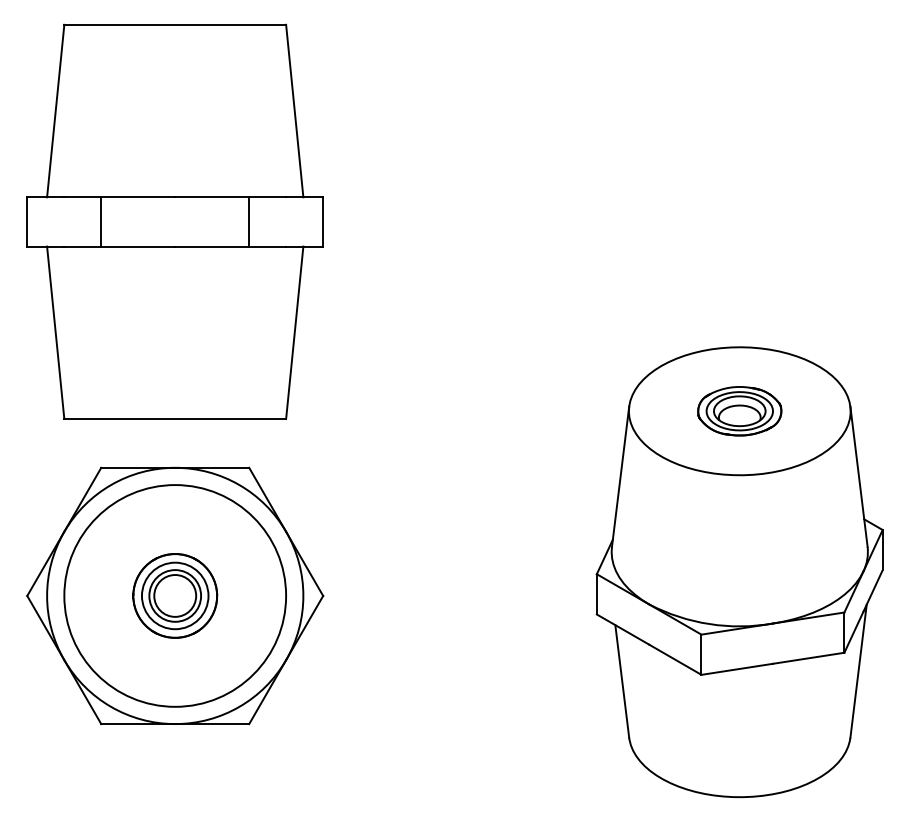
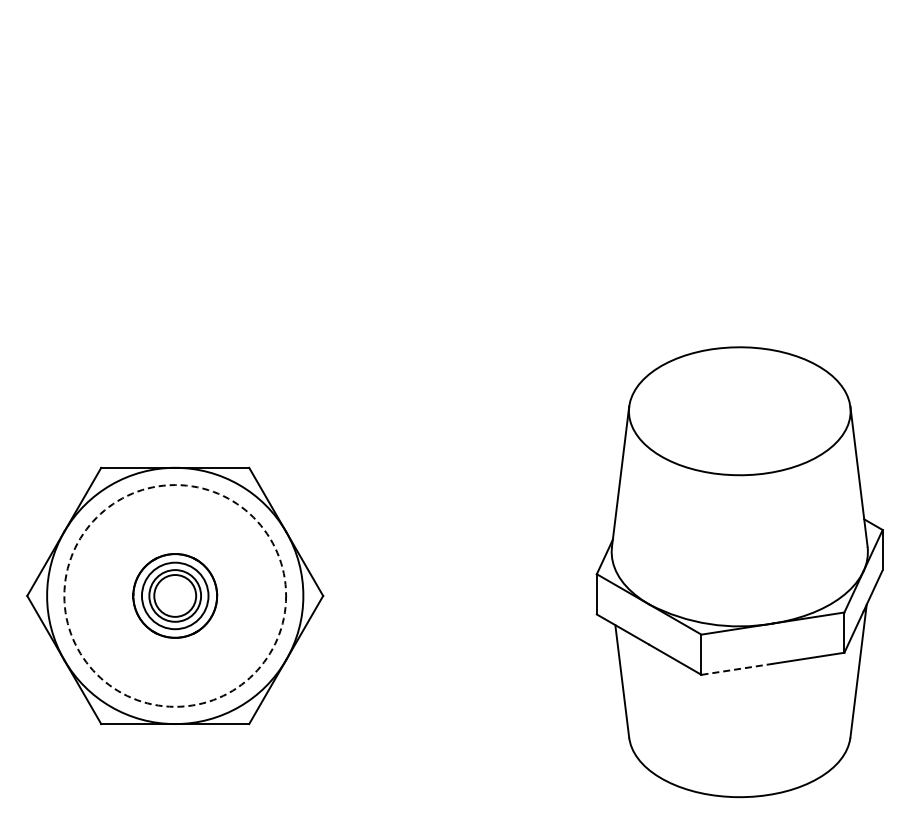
part: present -> none (174, 221)
part: present -> none (739, 411)
circle: solid -> dashed (175, 595)
line: solid -> dashed (737, 669)
